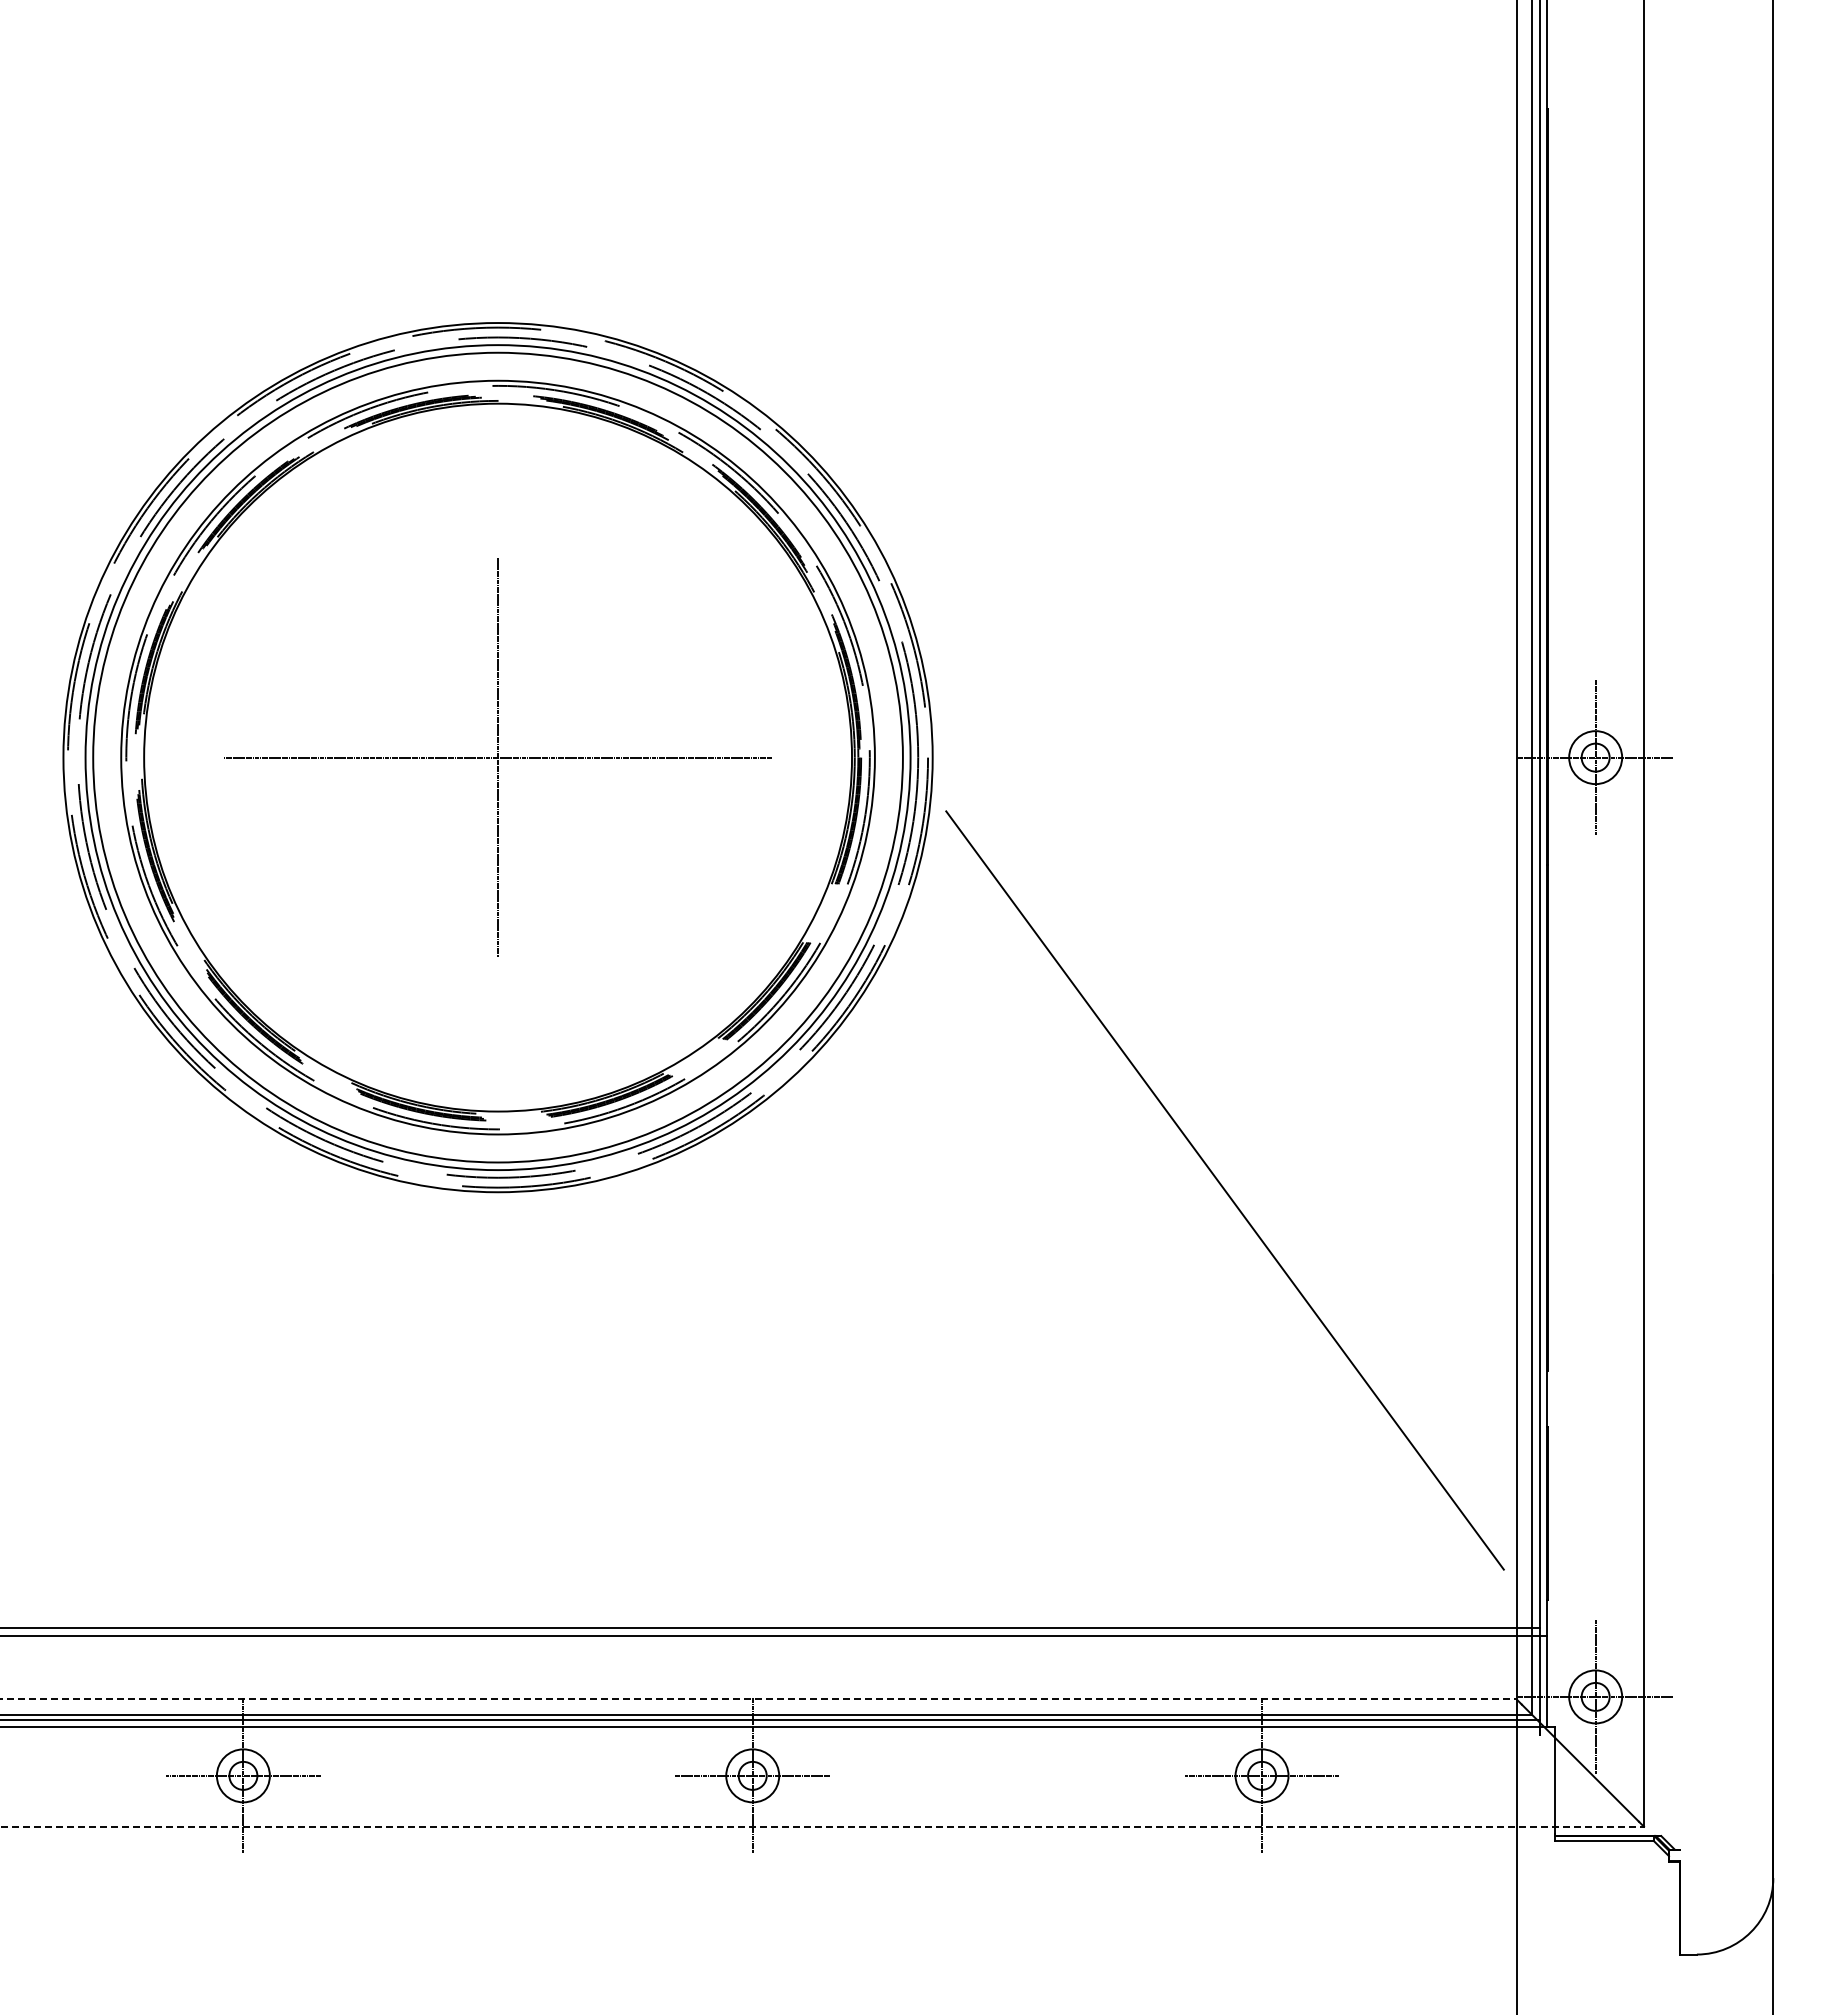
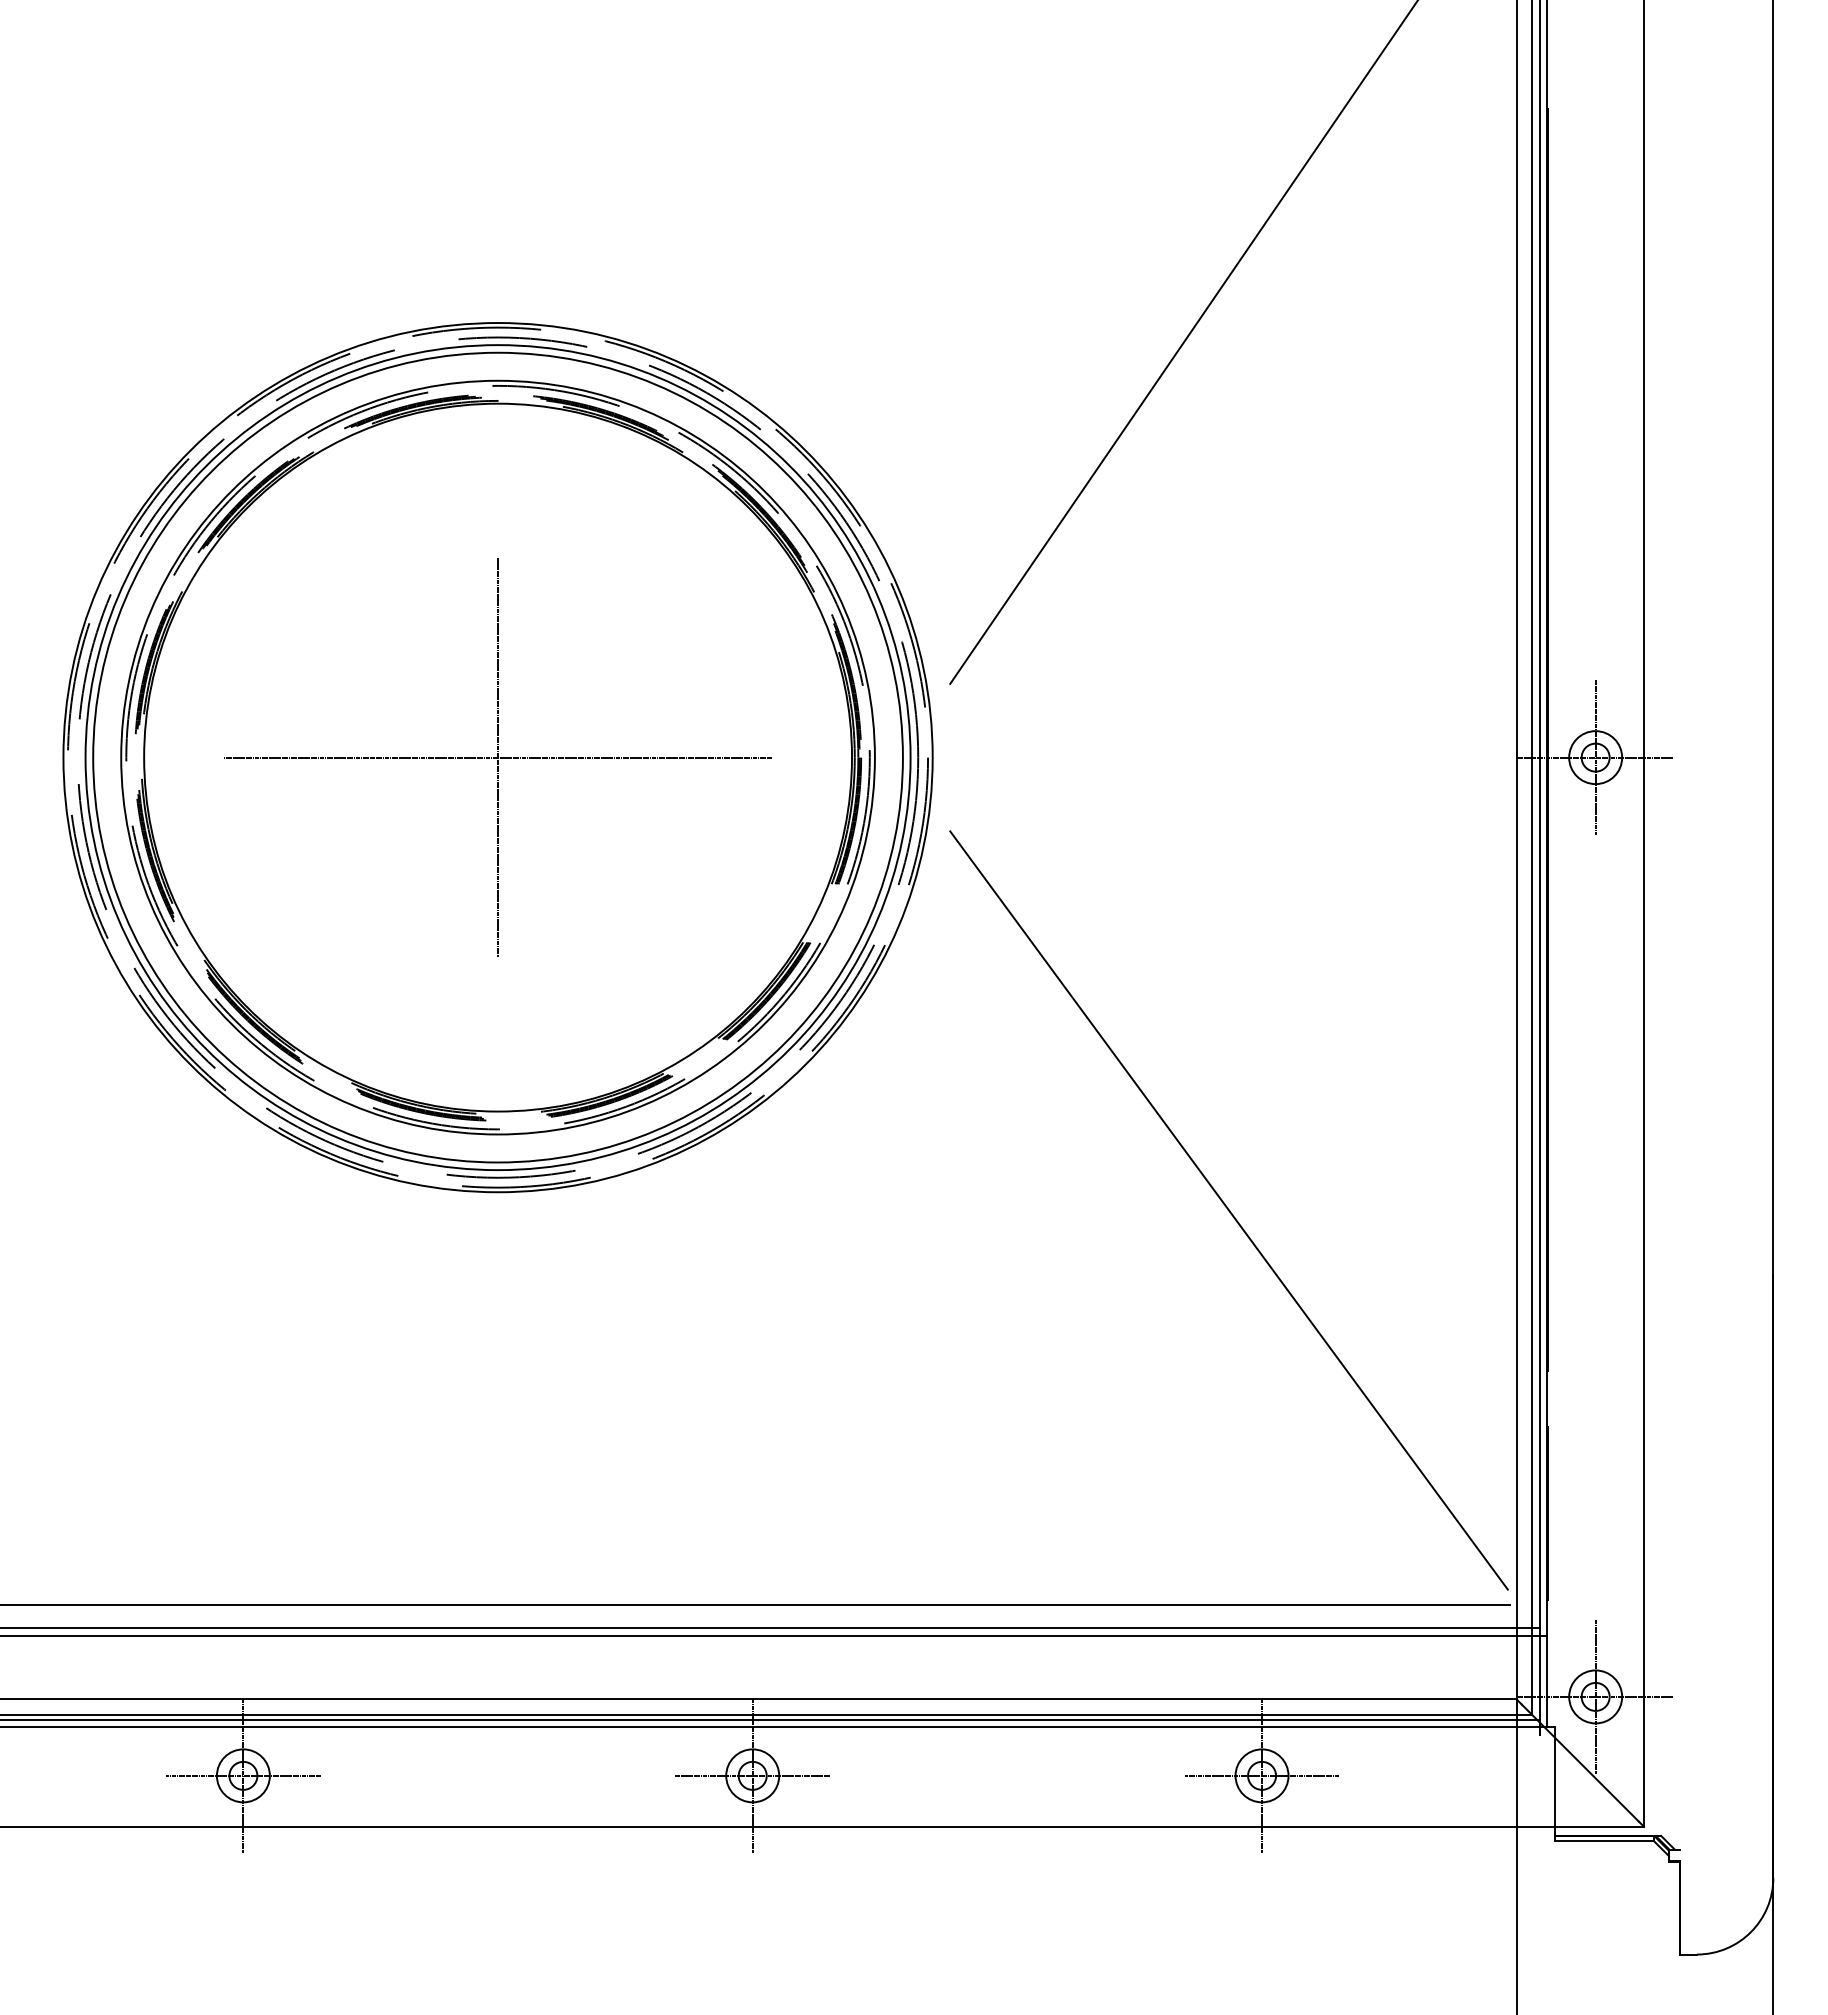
line: none -> present (1183, 342)
line position: (1224, 1190) -> (1228, 1210) (1228, 1210)
line: none -> present (755, 1605)
line: dashed -> solid (758, 1699)
line: dashed -> solid (822, 1826)
